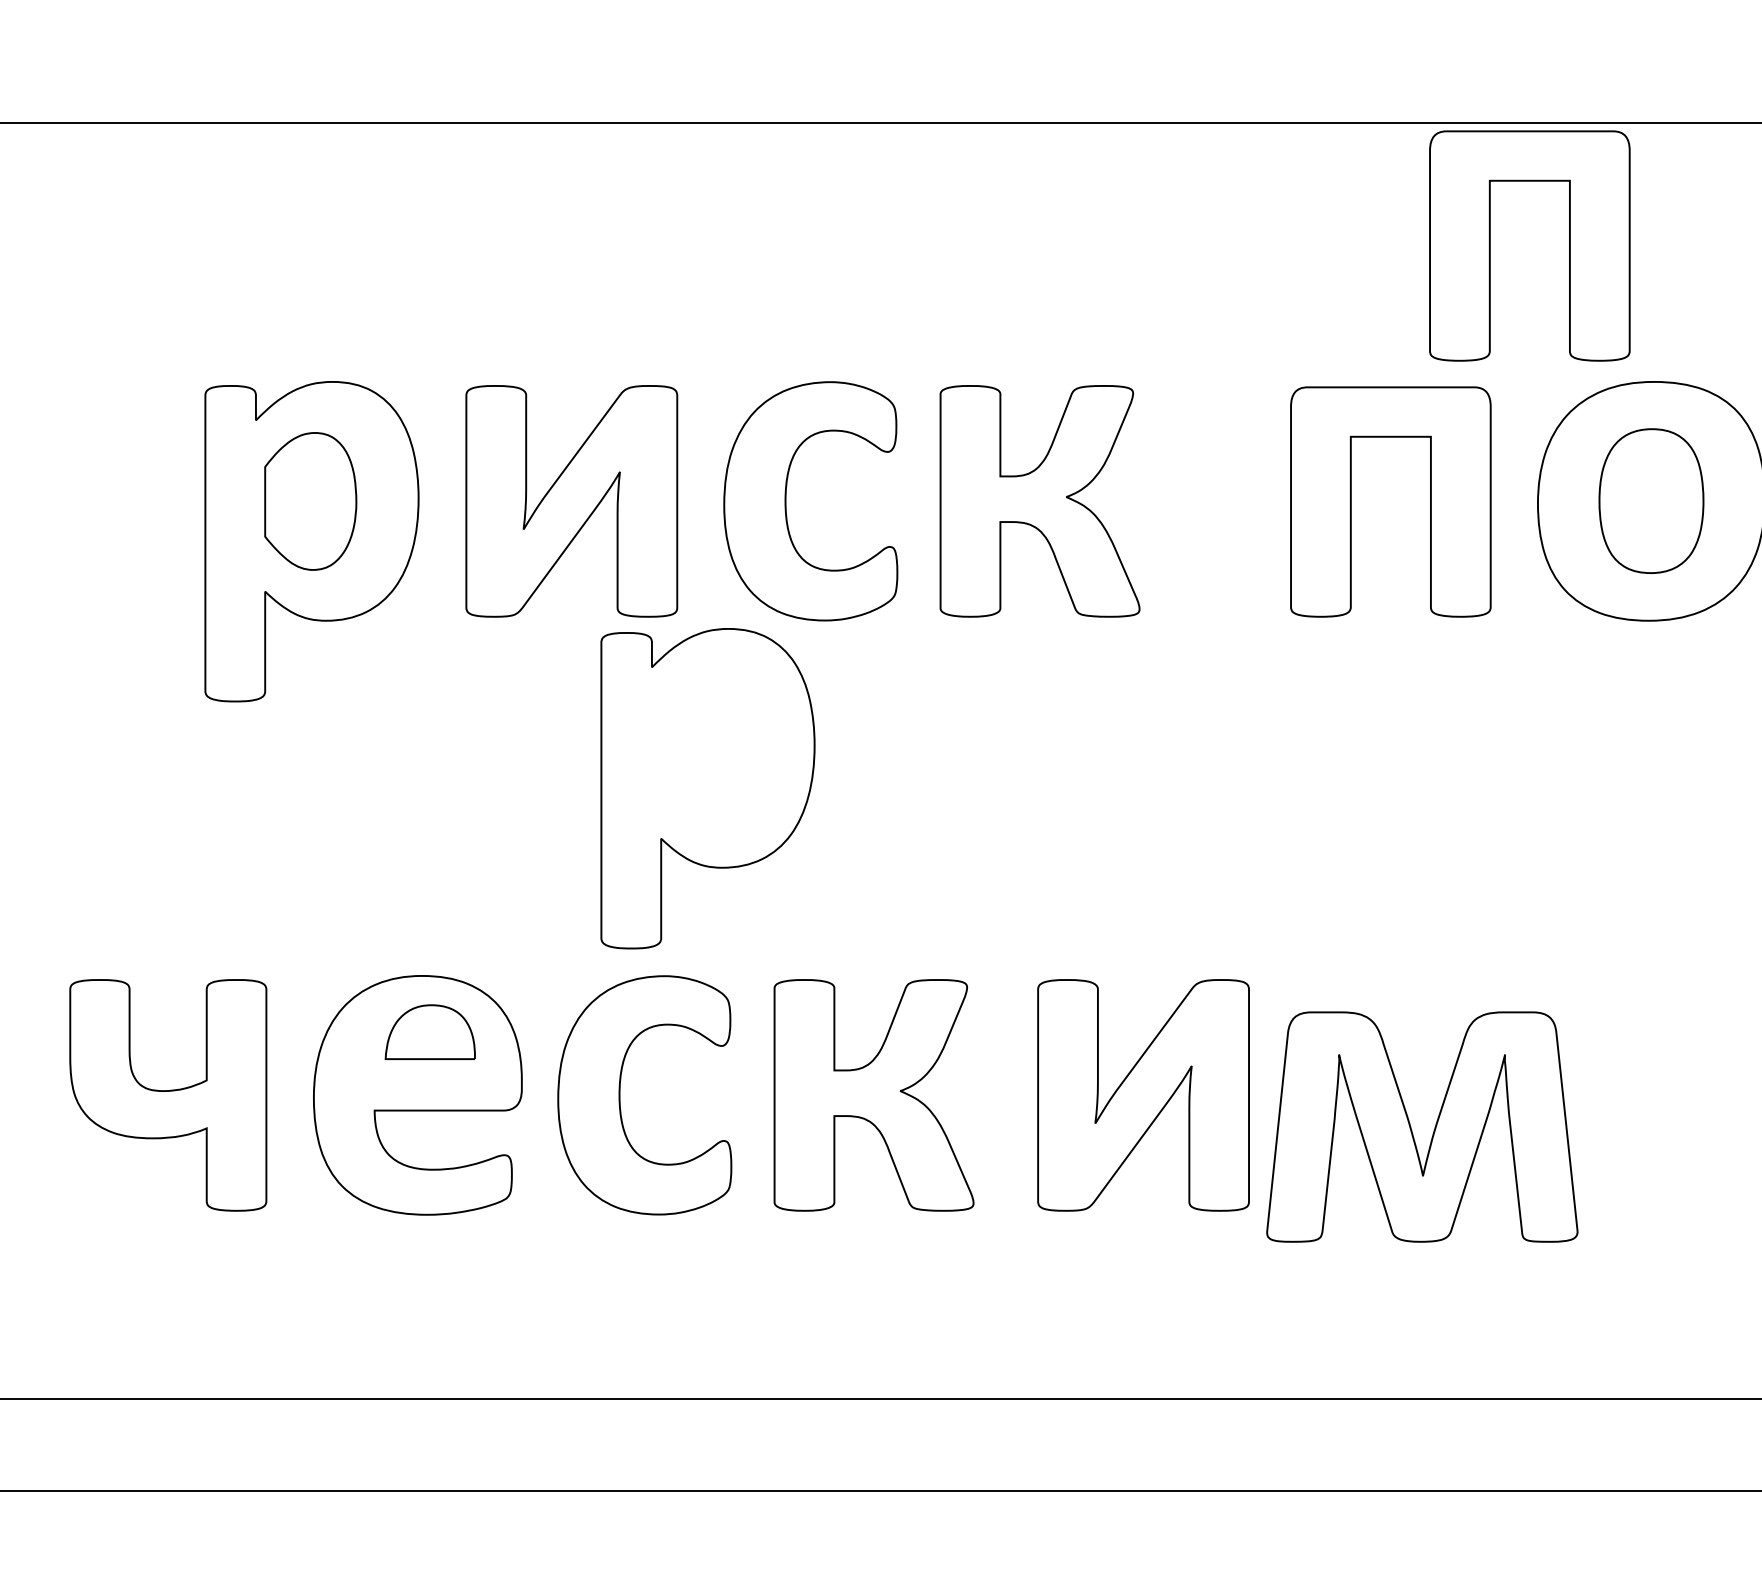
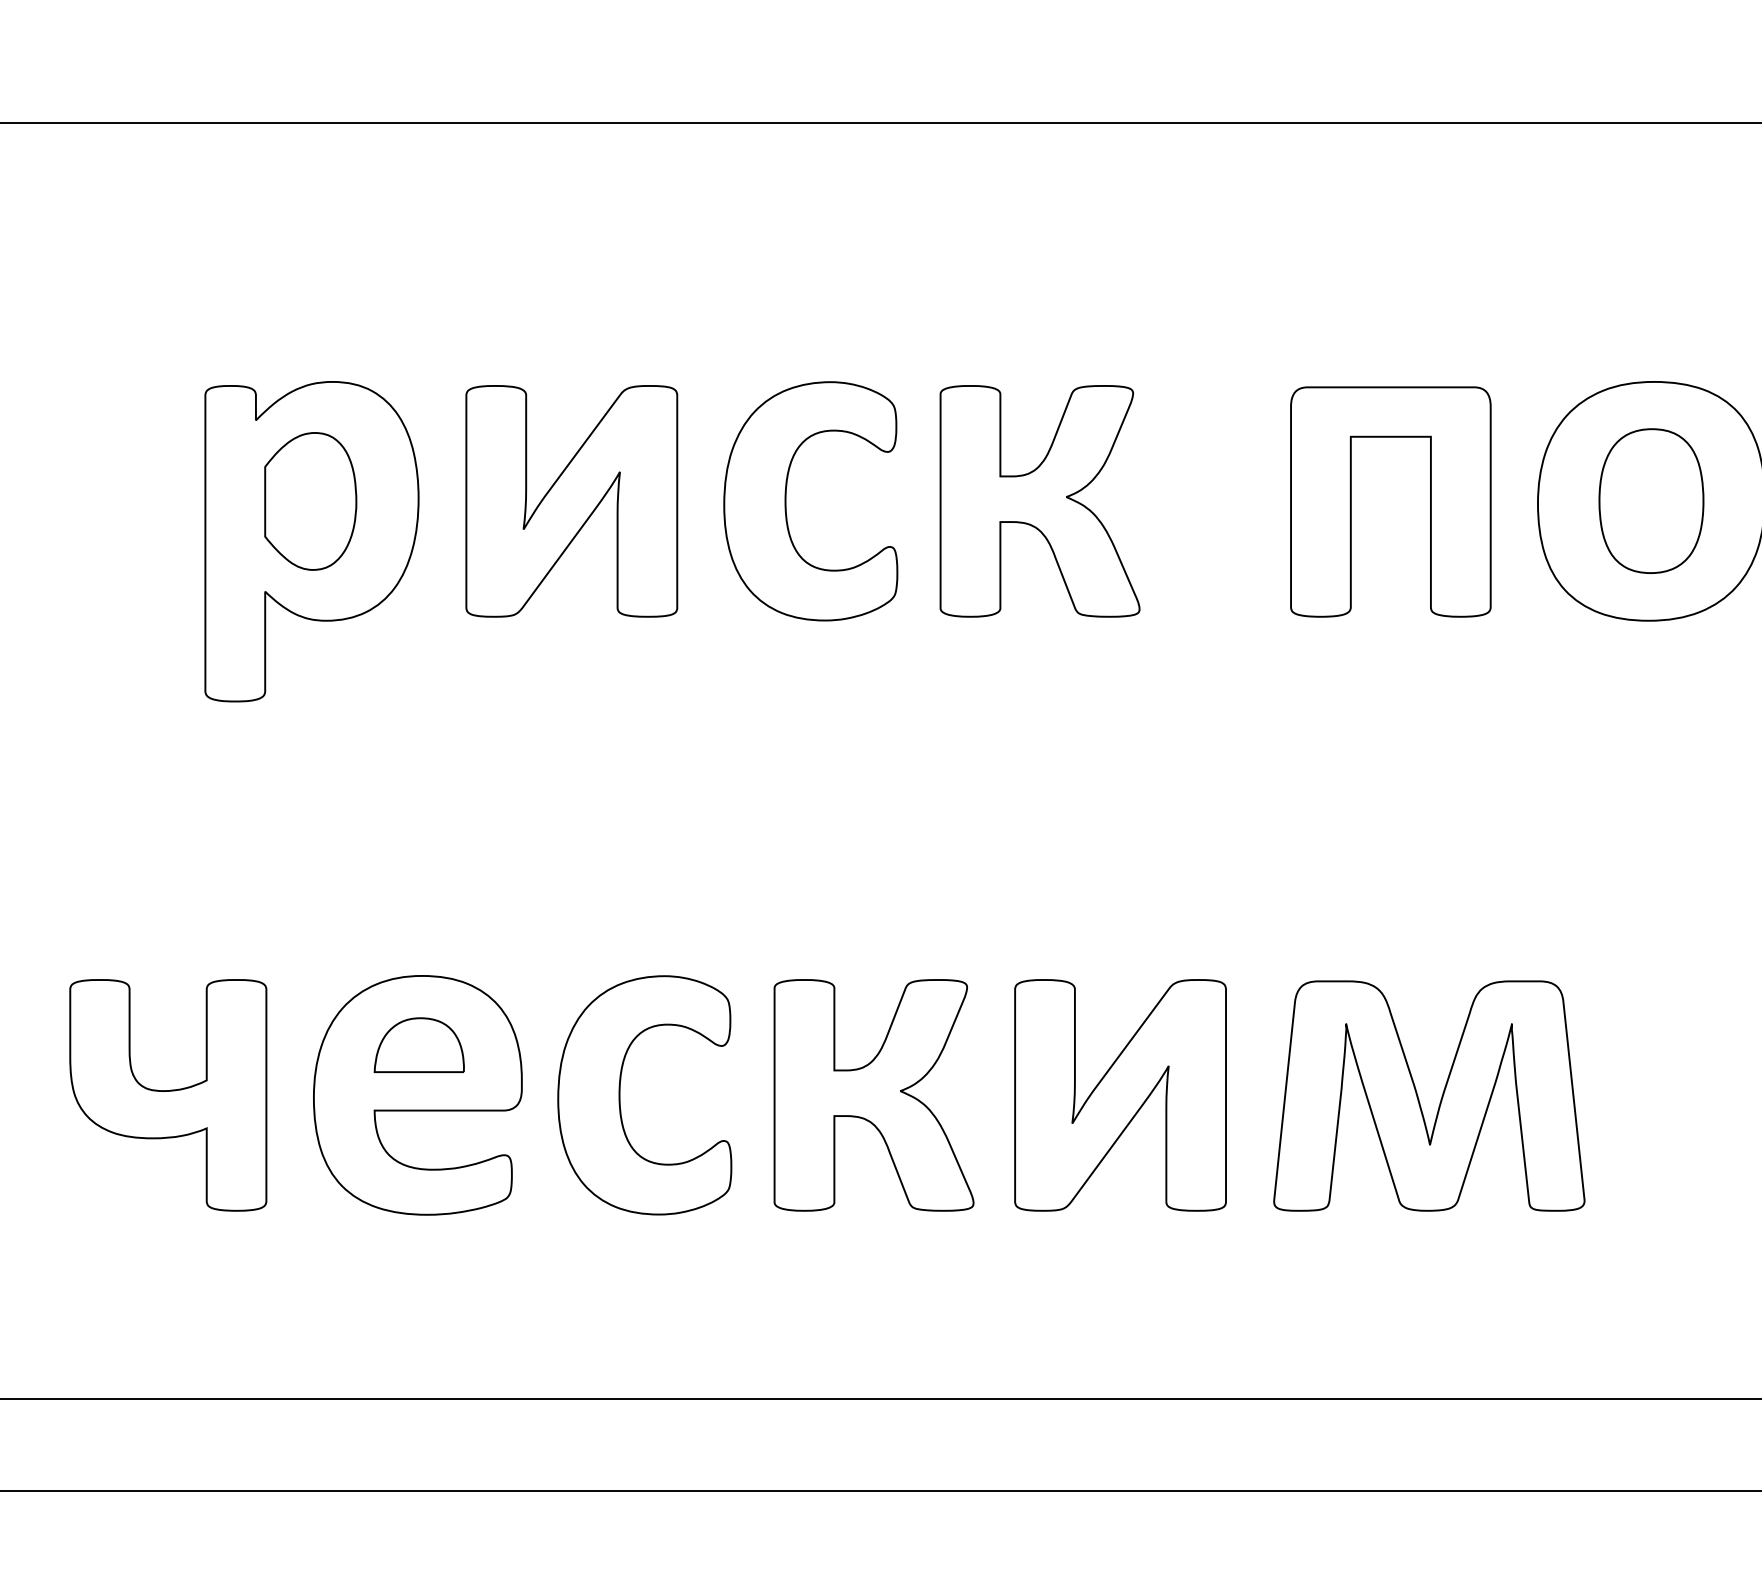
part: present -> none (1490, 245)
part: present -> none (707, 788)
part position: (429, 1031) -> (418, 1044) (418, 1044)
part position: (1143, 1095) -> (1120, 1095) (1120, 1095)
part position: (1412, 1130) -> (1419, 1099) (1419, 1099)
